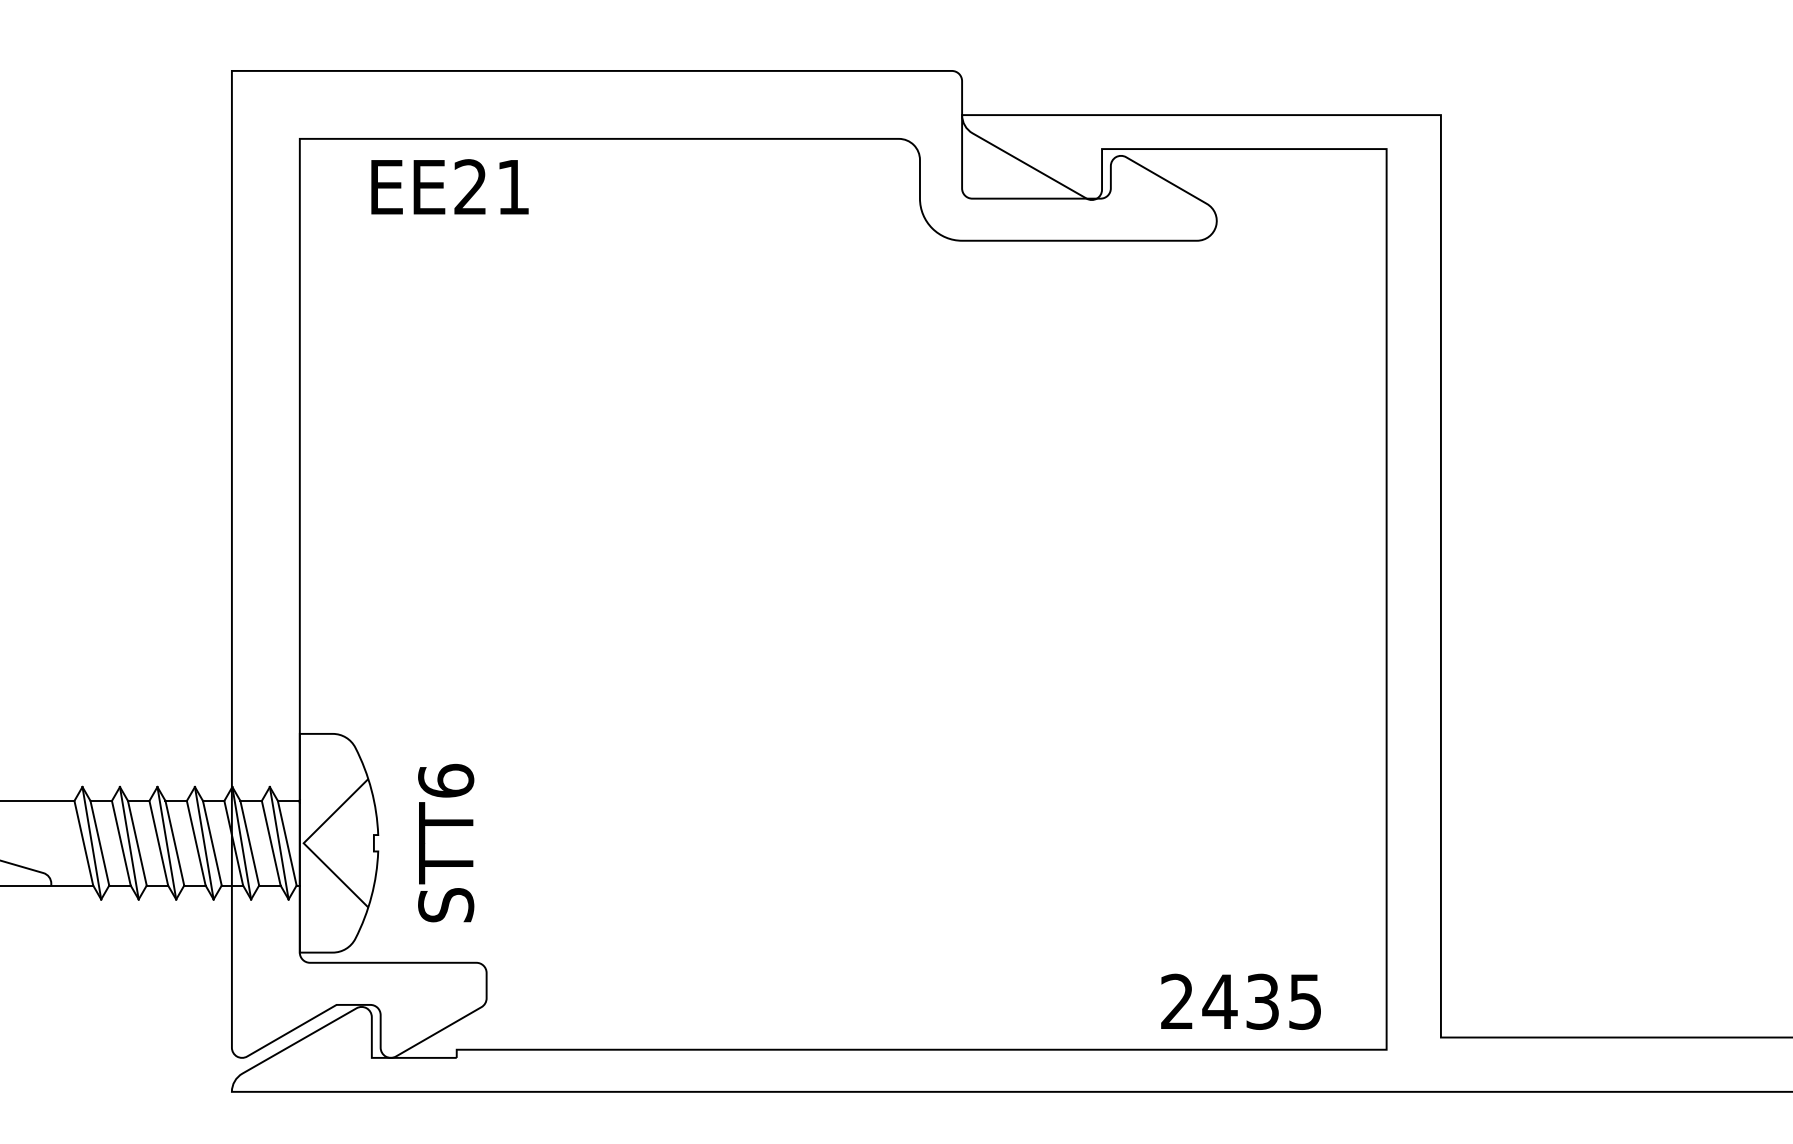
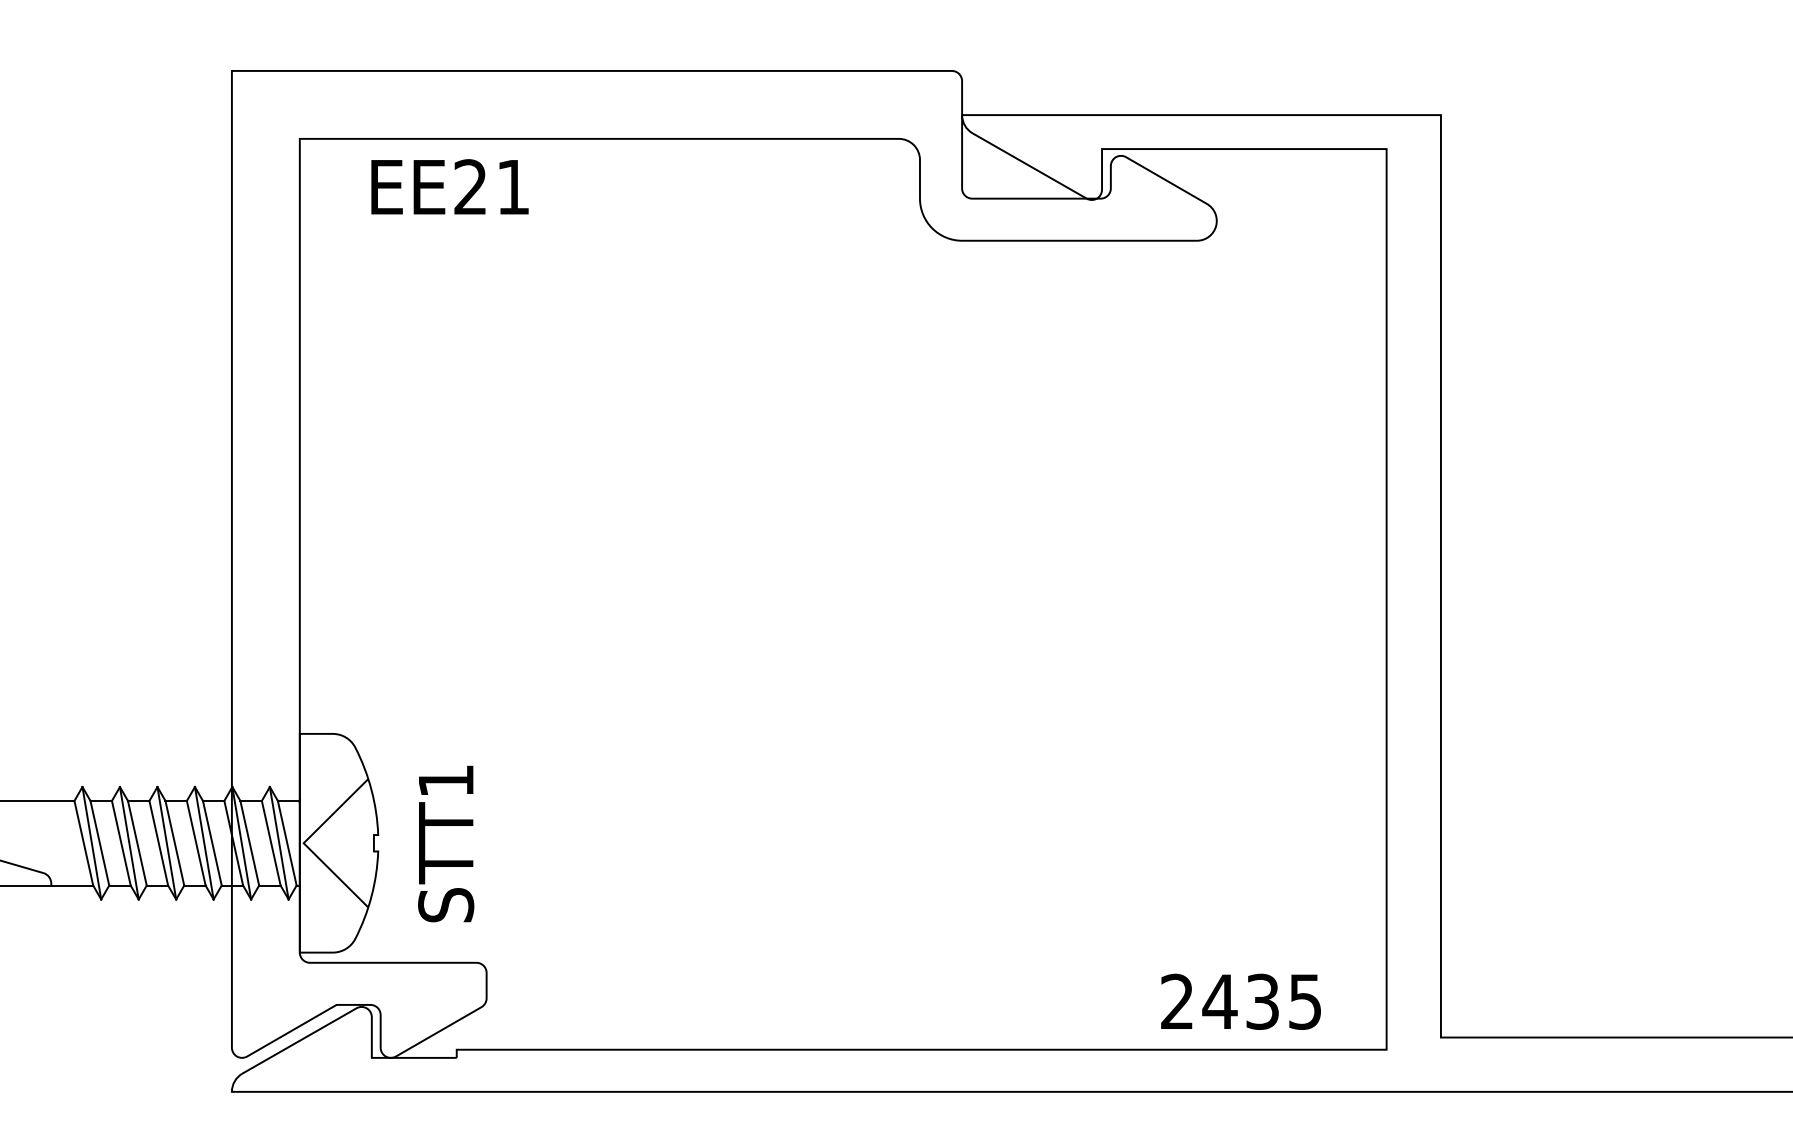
text: STT6 -> STT1 (446, 780)
